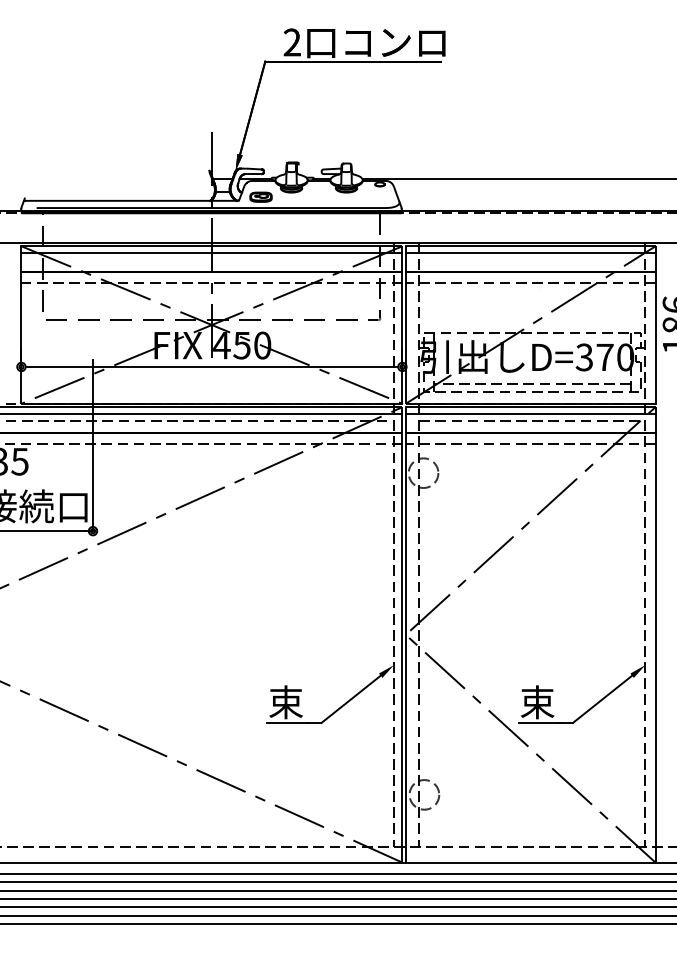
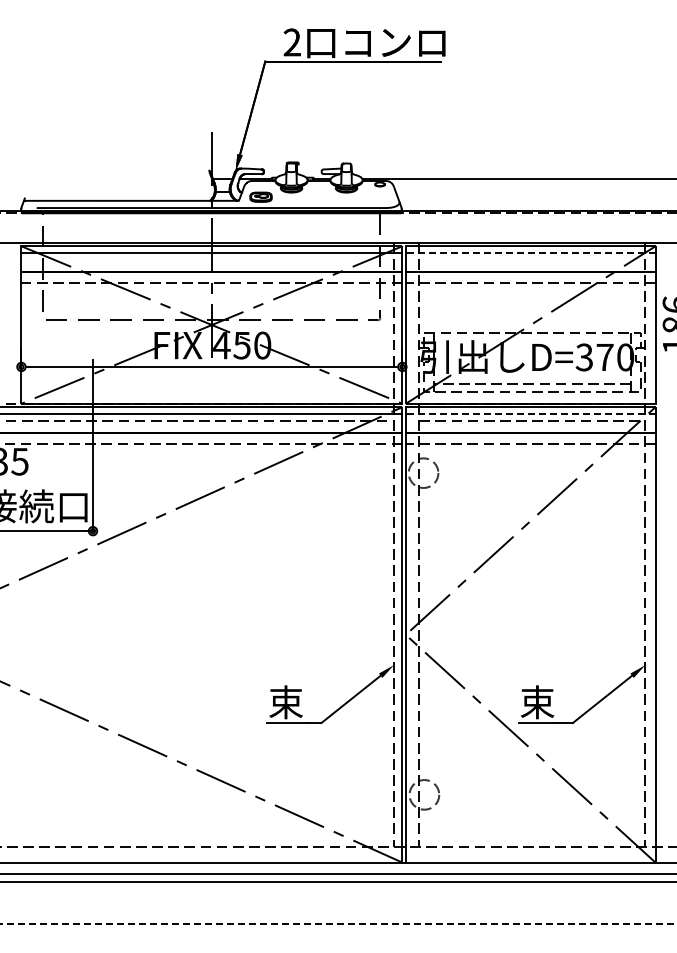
line: solid -> dashed (530, 253)
line: solid -> dashed (530, 413)
line: present -> none (337, 890)
line: present -> none (337, 899)
line: present -> none (337, 907)
line: present -> none (337, 915)
line: solid -> dashed (338, 924)
